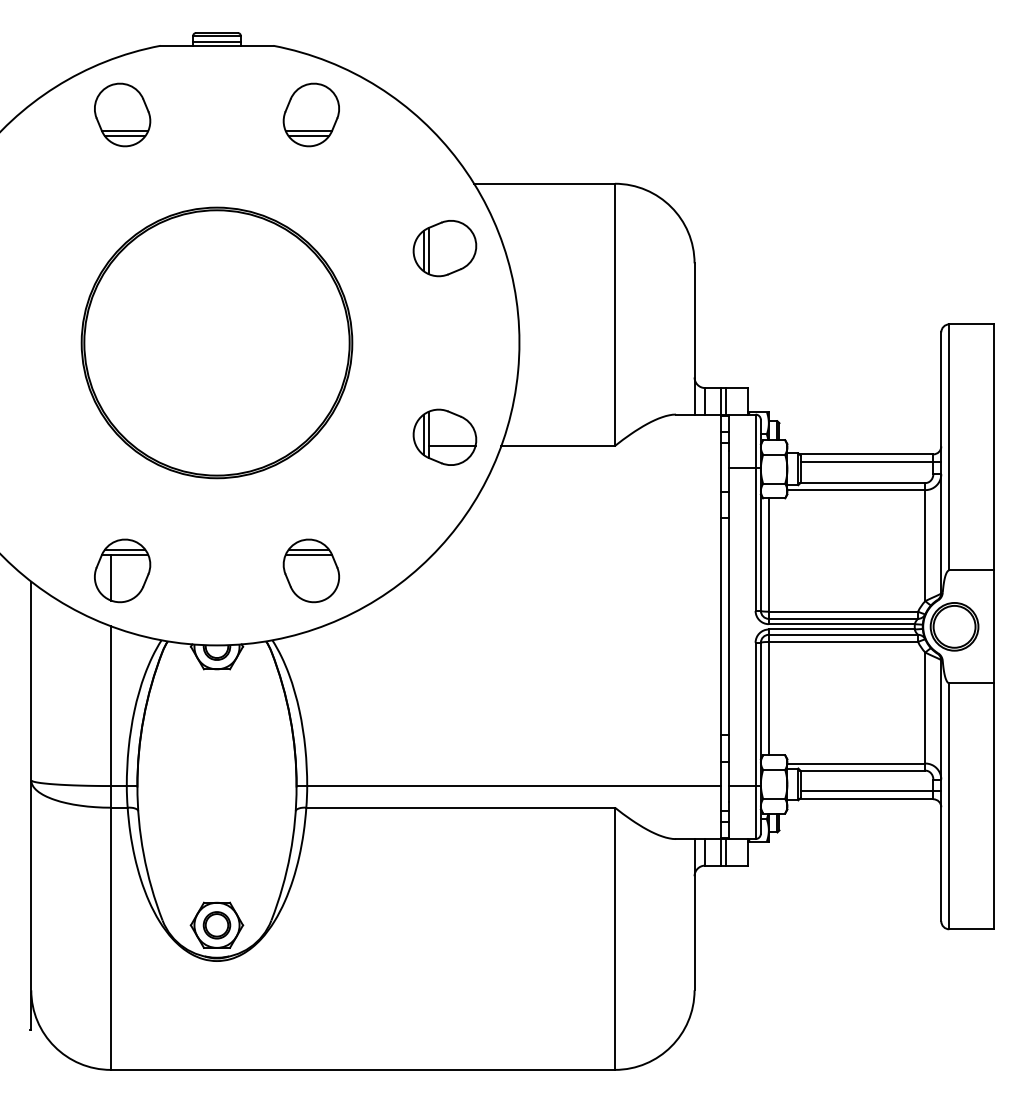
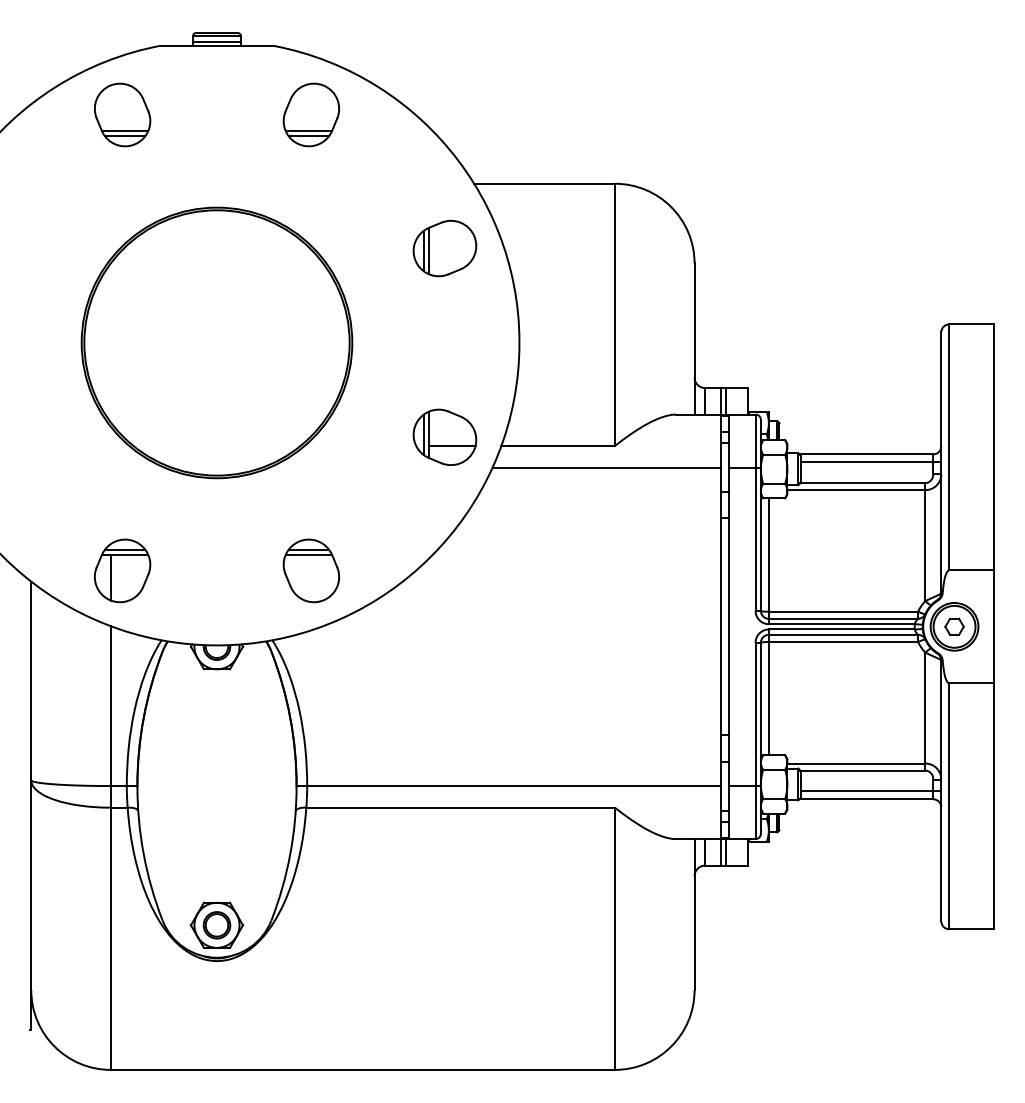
line: none -> present (606, 467)
part: none -> present (954, 626)
